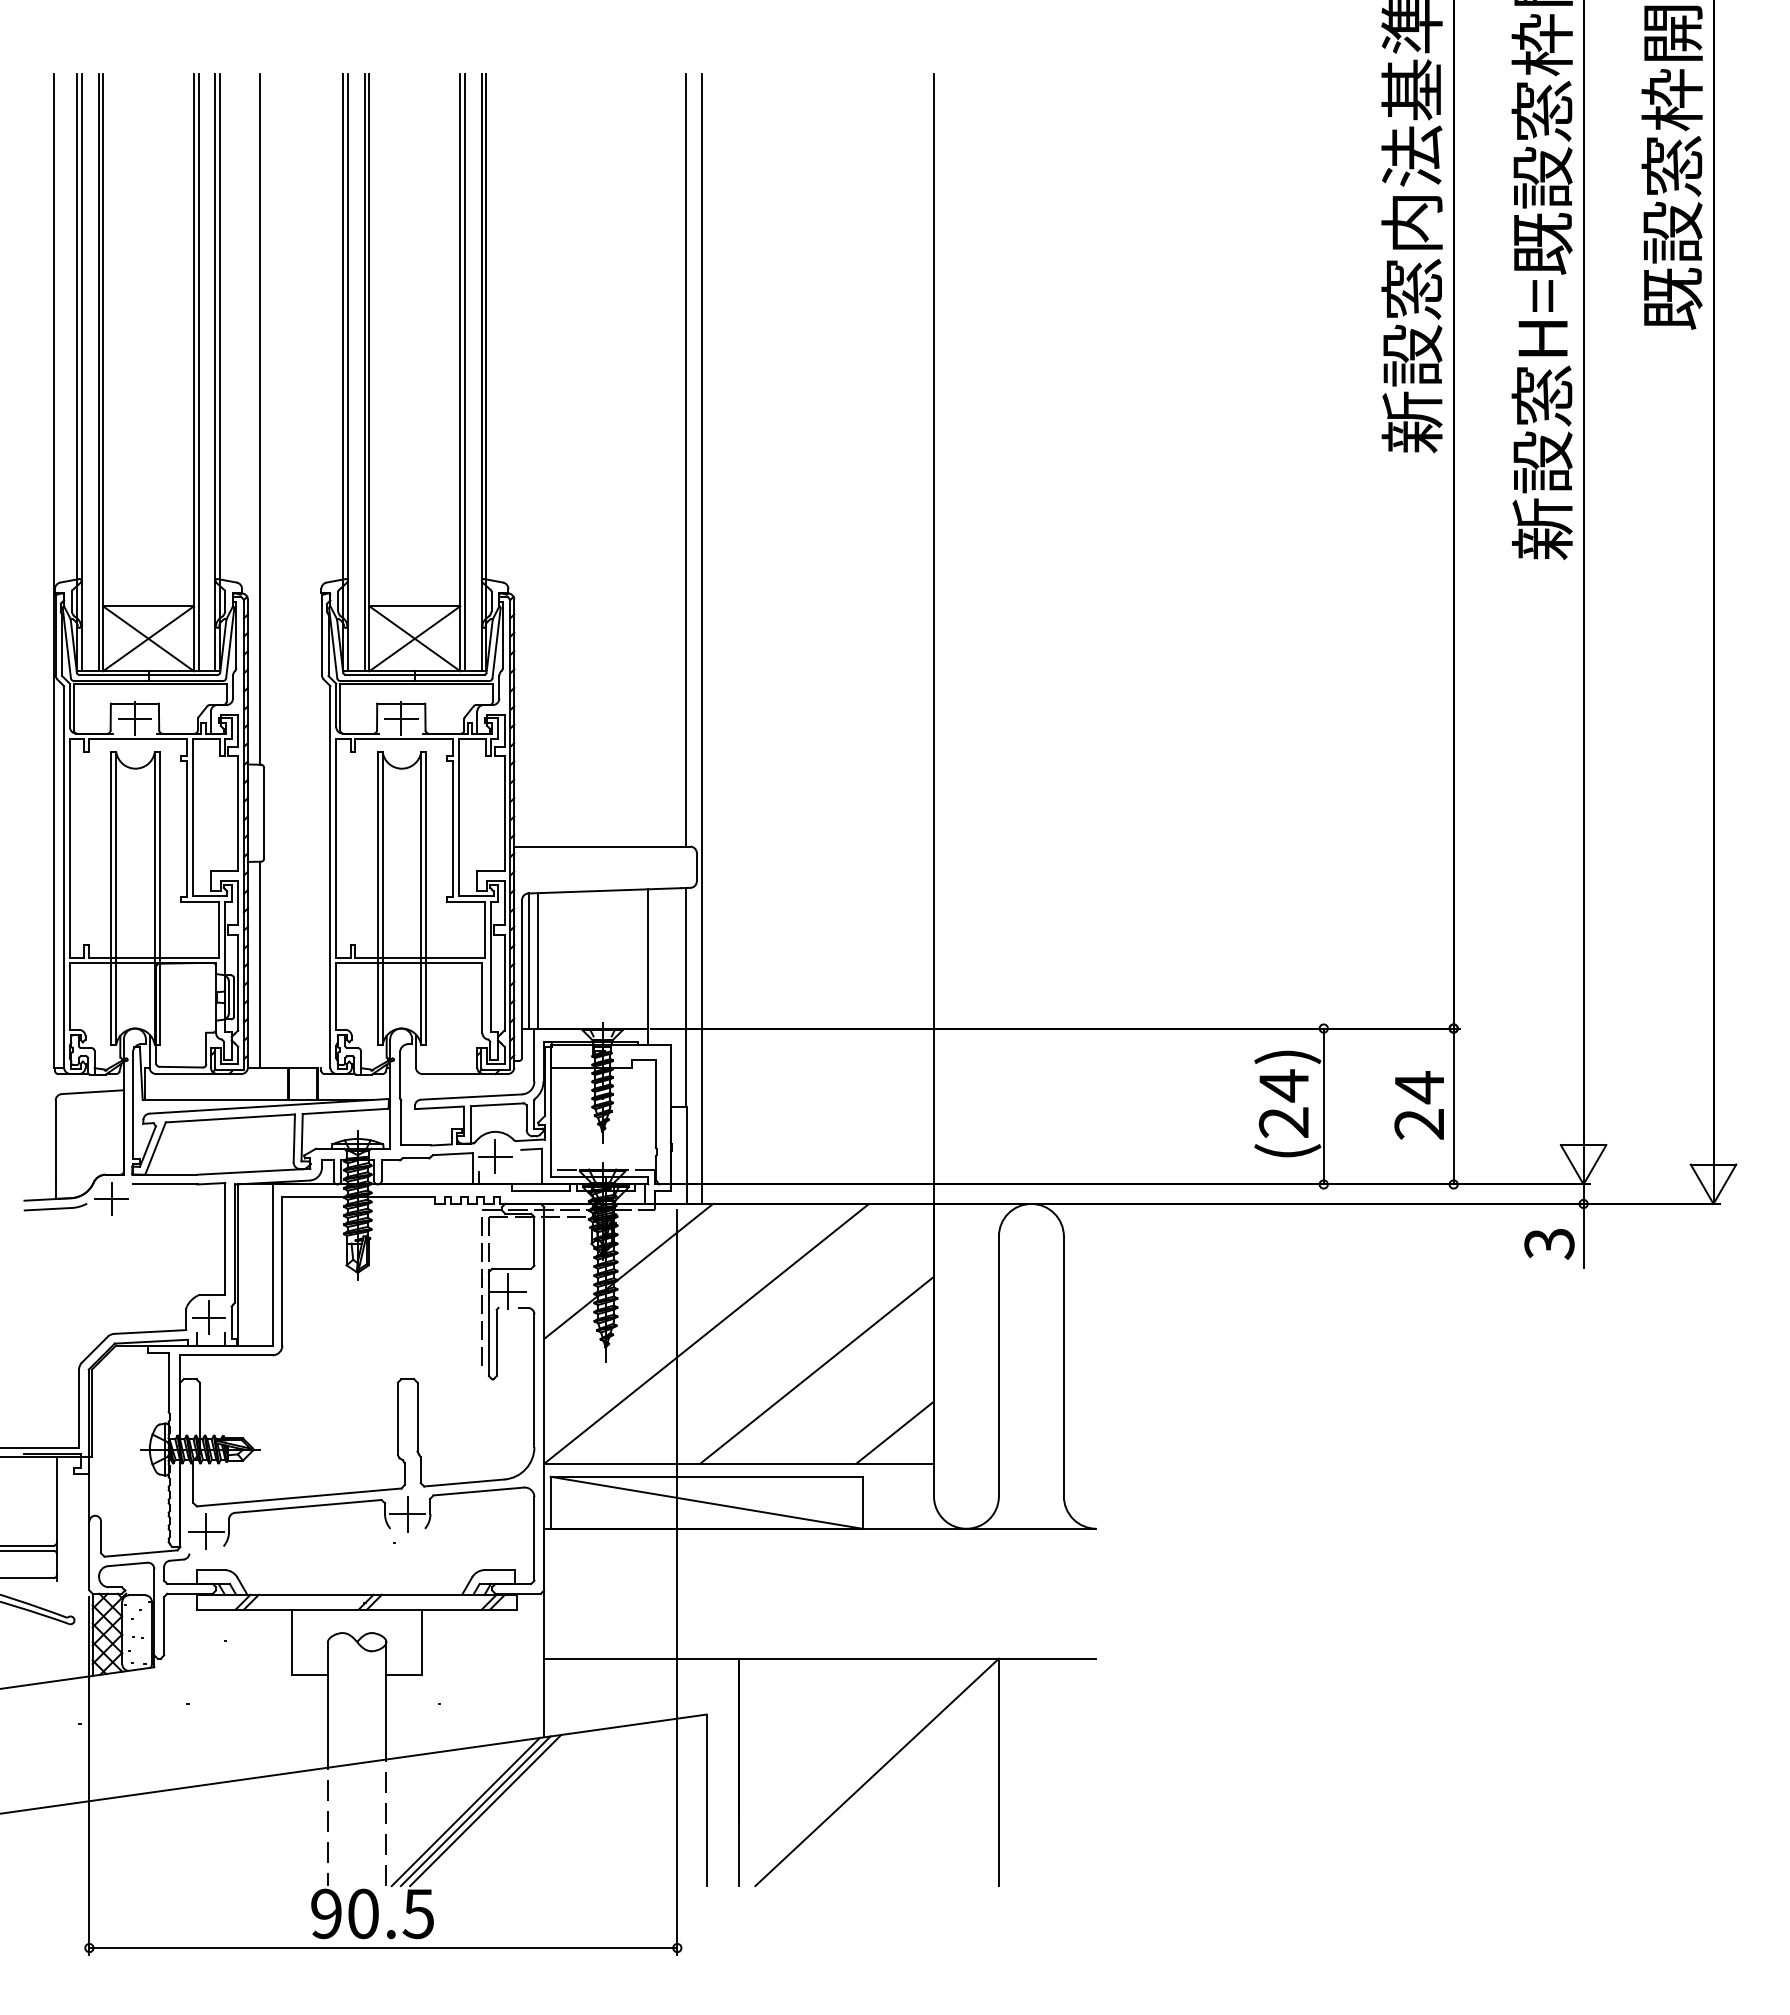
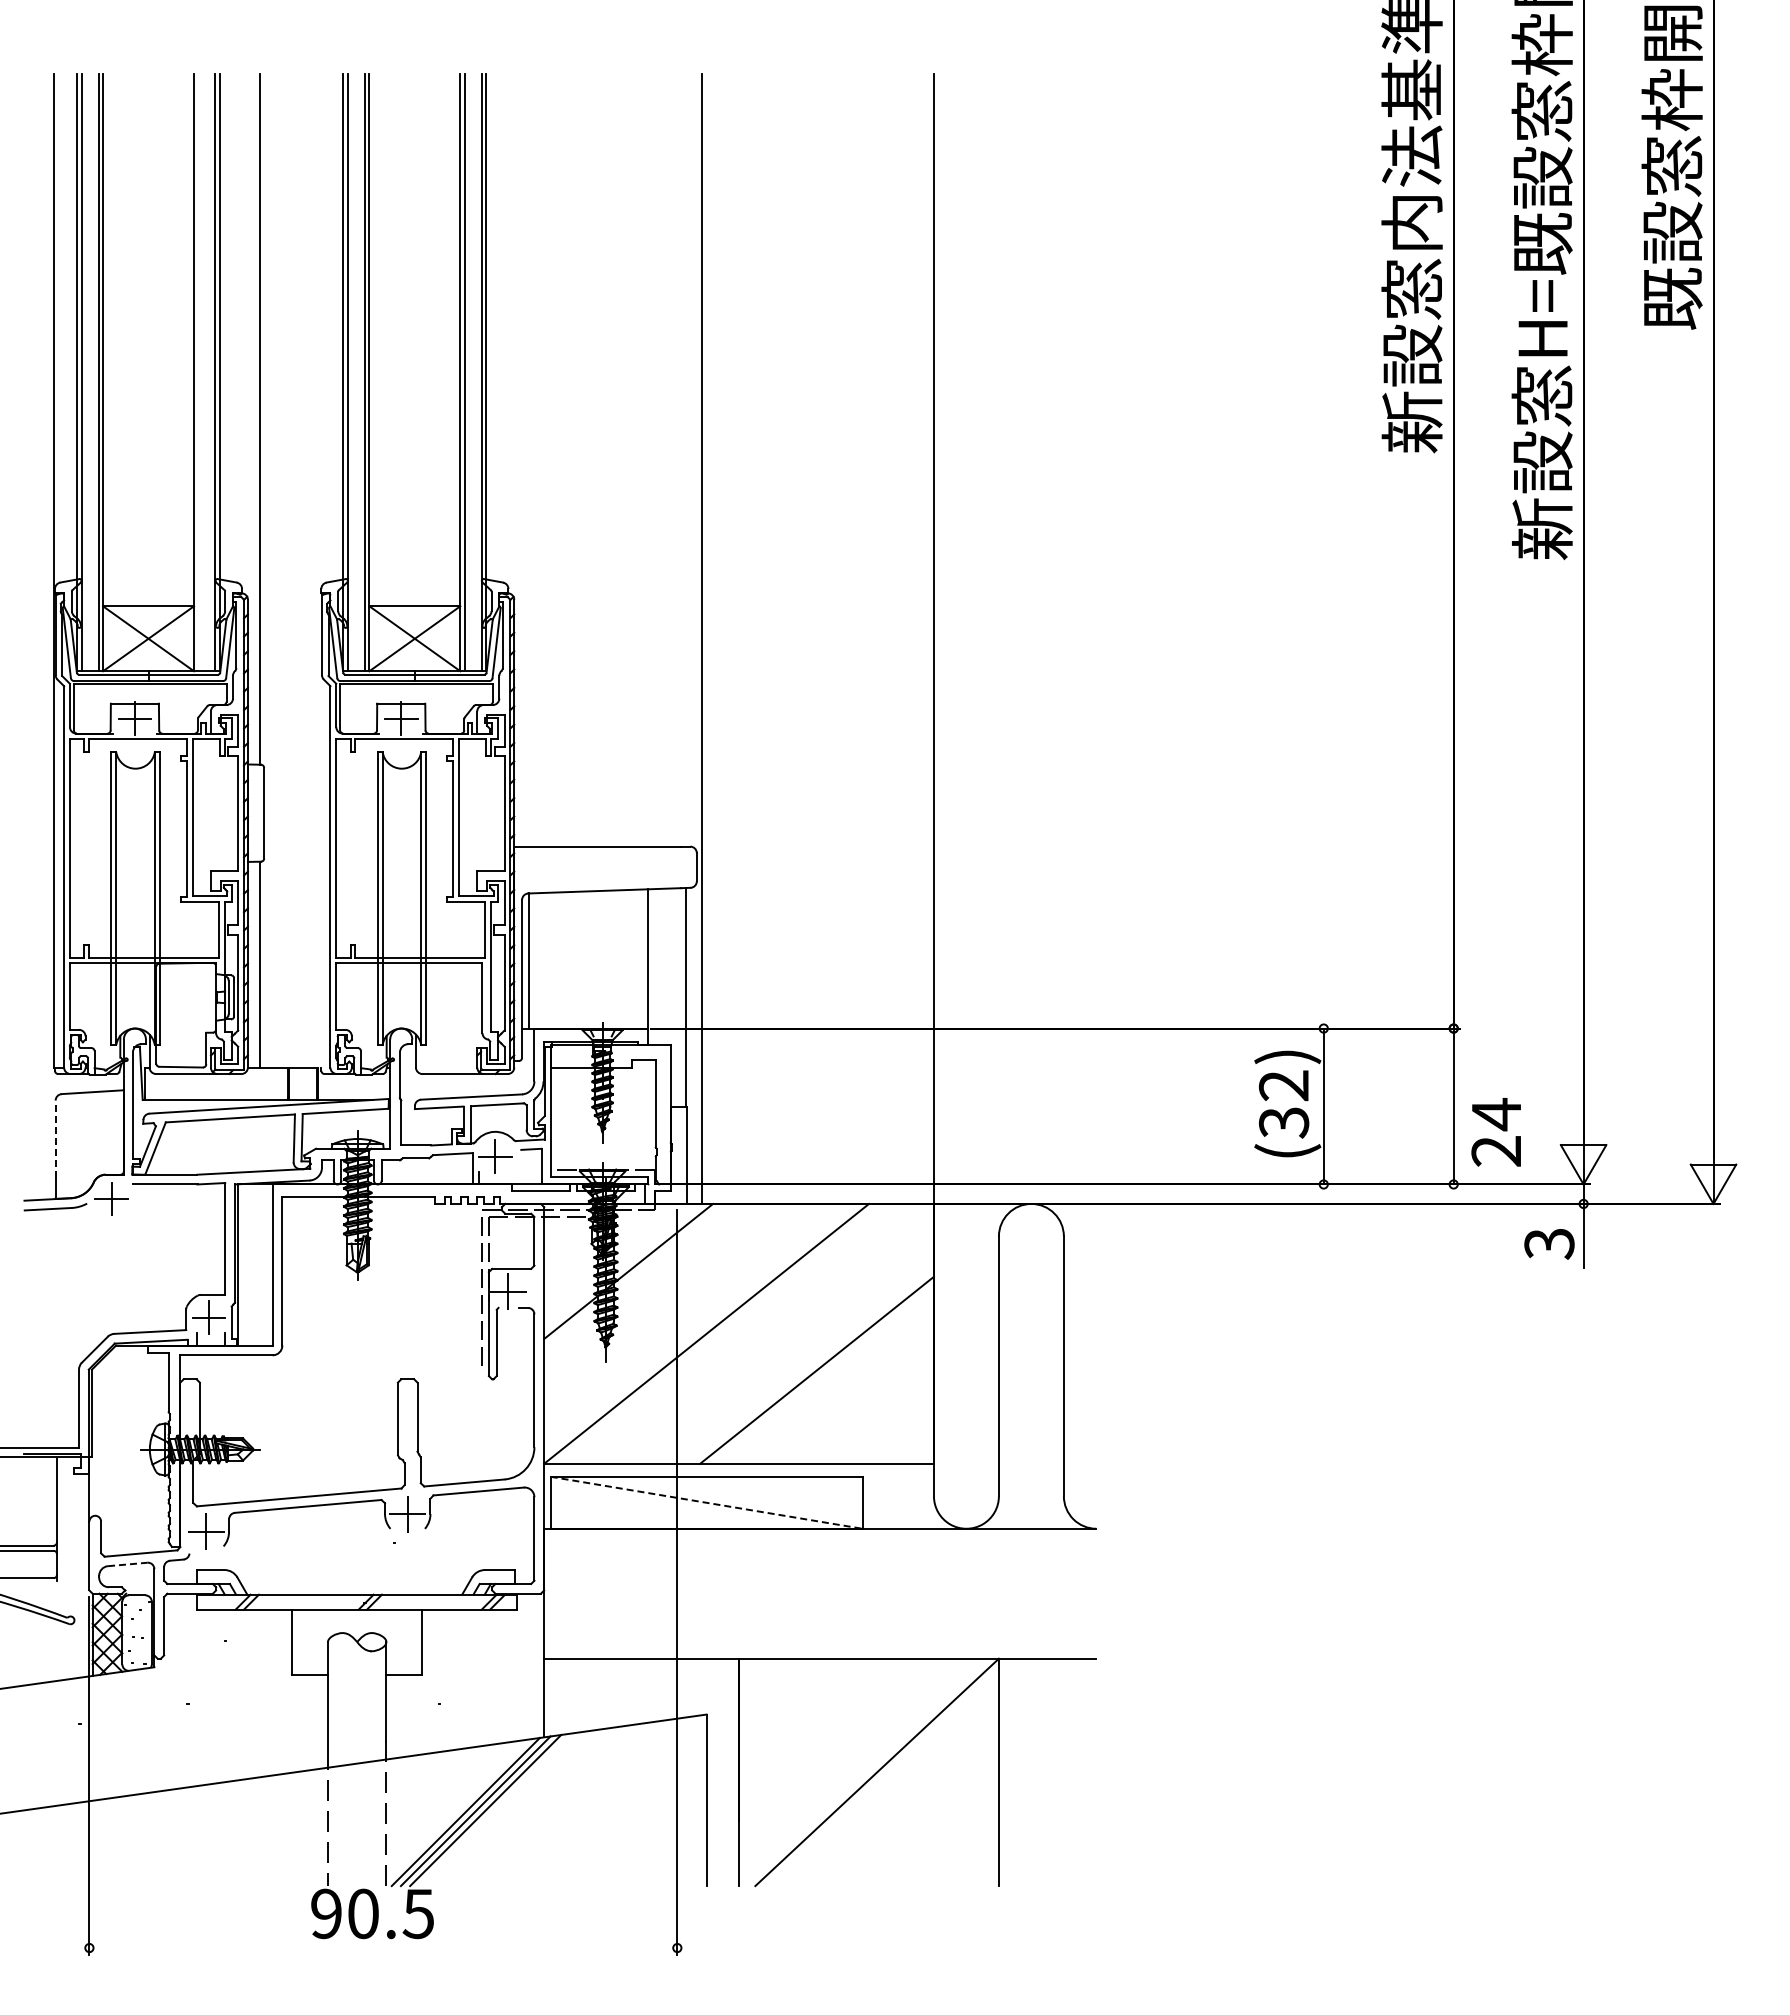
line: present -> none (198, 372)
line: present -> none (685, 459)
line: present -> none (537, 960)
text: (24) -> (32) (1284, 1103)
text position: (1418, 1105) -> (1495, 1132) (1495, 1132)
line: solid -> dashed (55, 1138)
line: present -> none (894, 1432)
line: solid -> dashed (707, 1502)
line: solid -> dashed (127, 1564)
line: present -> none (383, 1948)
